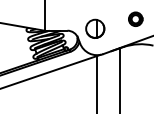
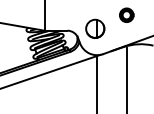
part position: (135, 18) -> (126, 14) (126, 14)
line position: (120, 79) -> (127, 79) (127, 79)
